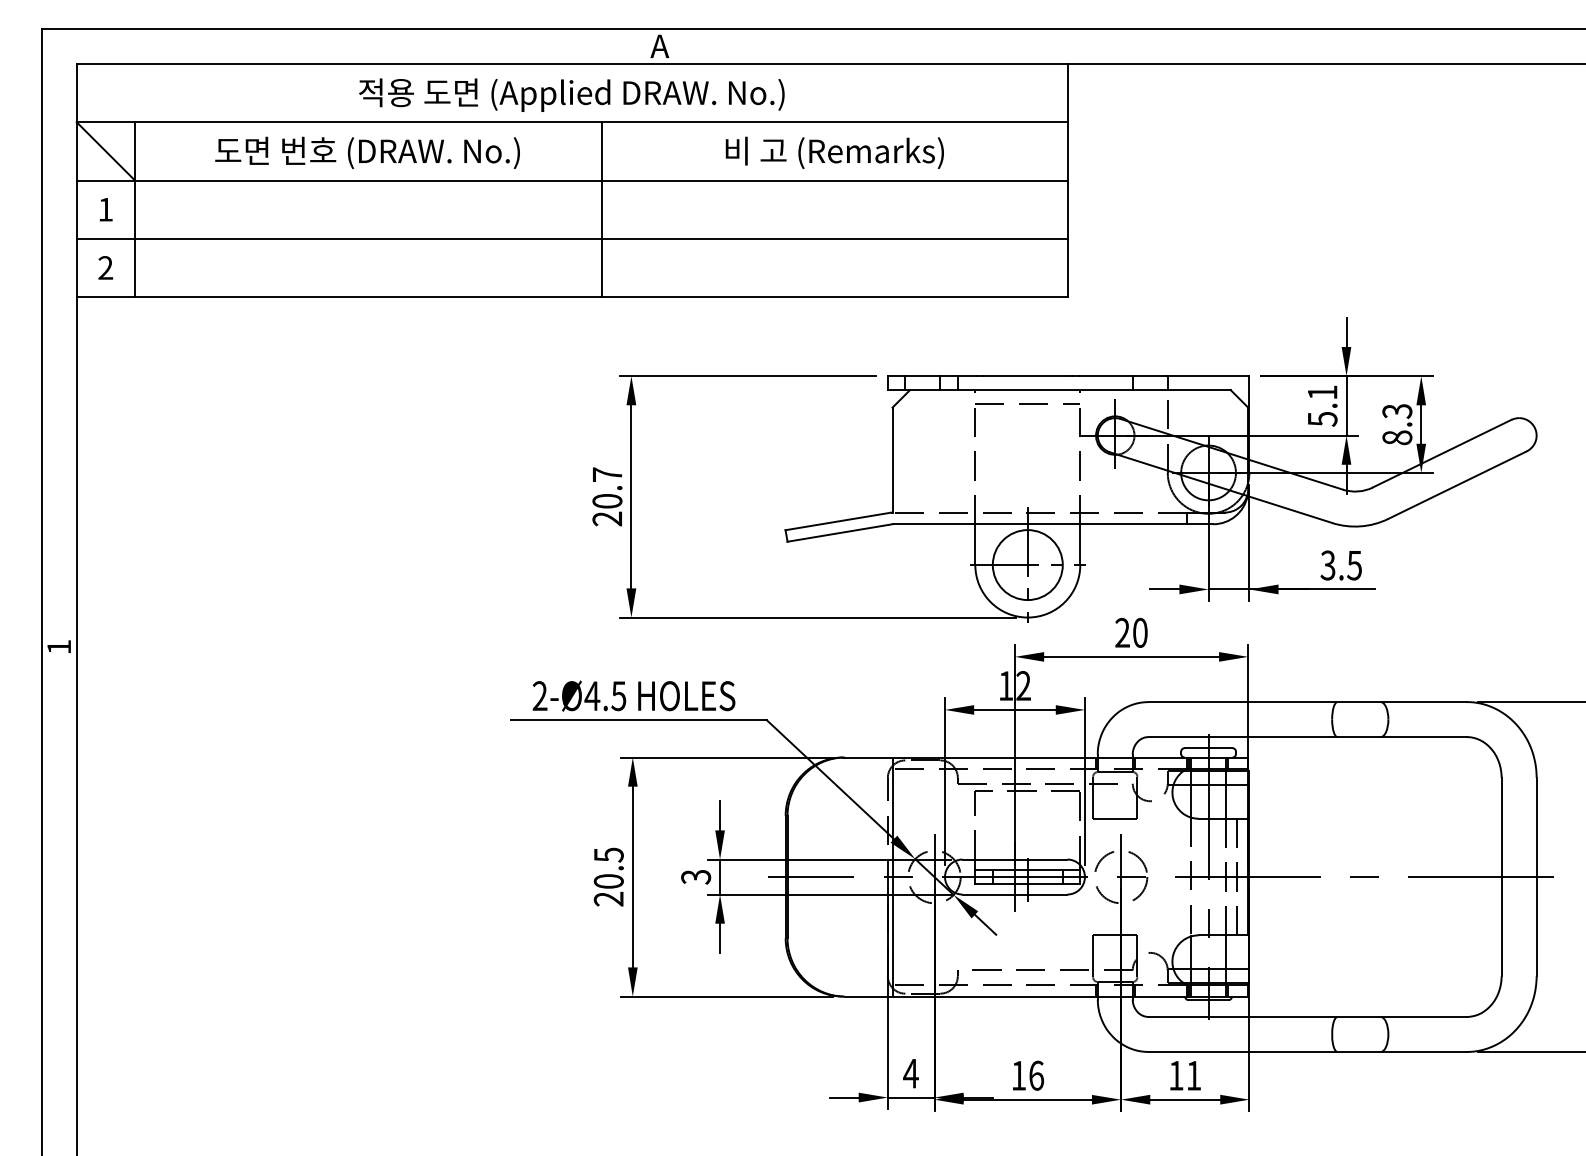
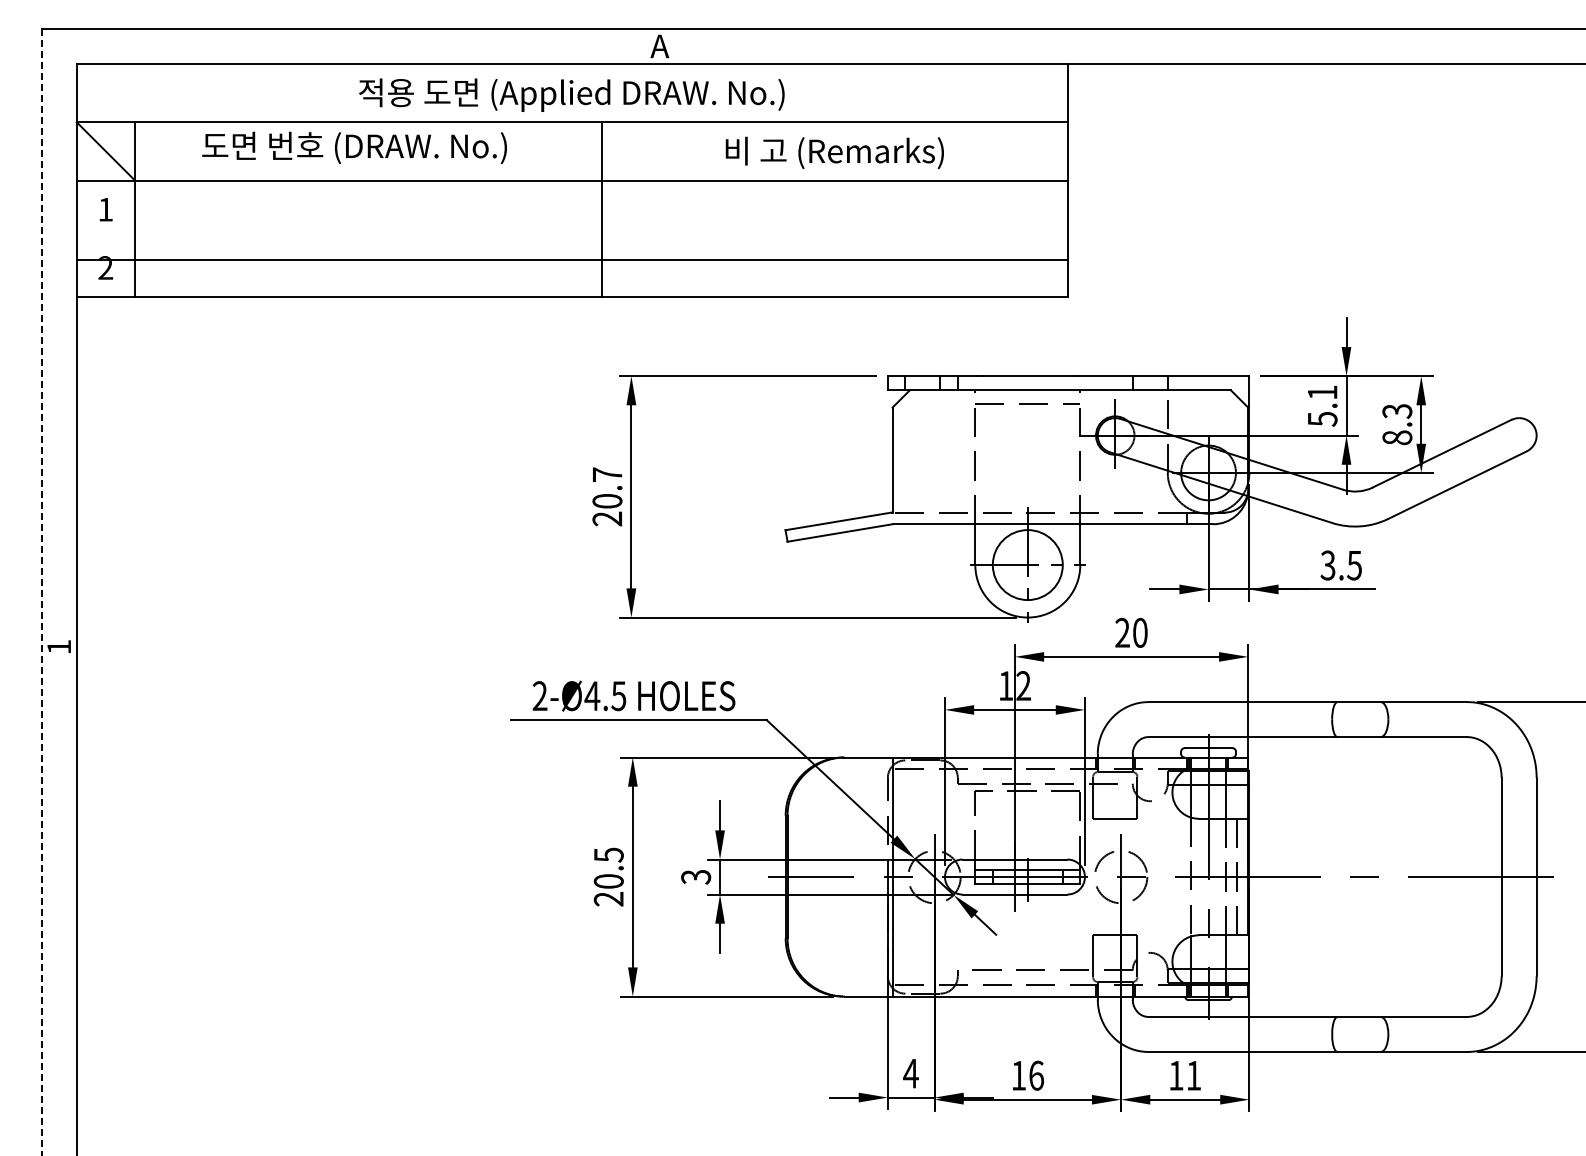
text position: (367, 152) -> (354, 147) (354, 147)
line position: (572, 238) -> (572, 259) (572, 259)
line: solid -> dashed (41, 592)
